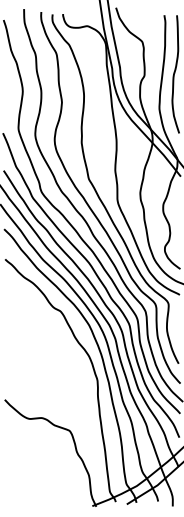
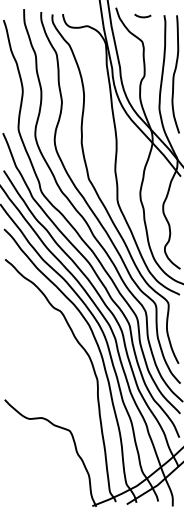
curve: none -> present (142, 16)
